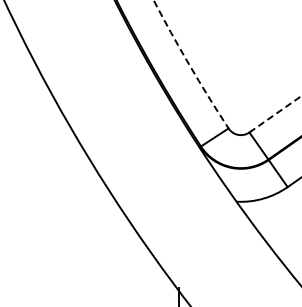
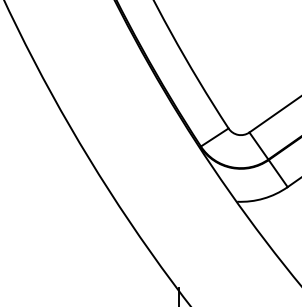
arc: dashed -> solid (190, 66)
line: dashed -> solid (275, 114)
